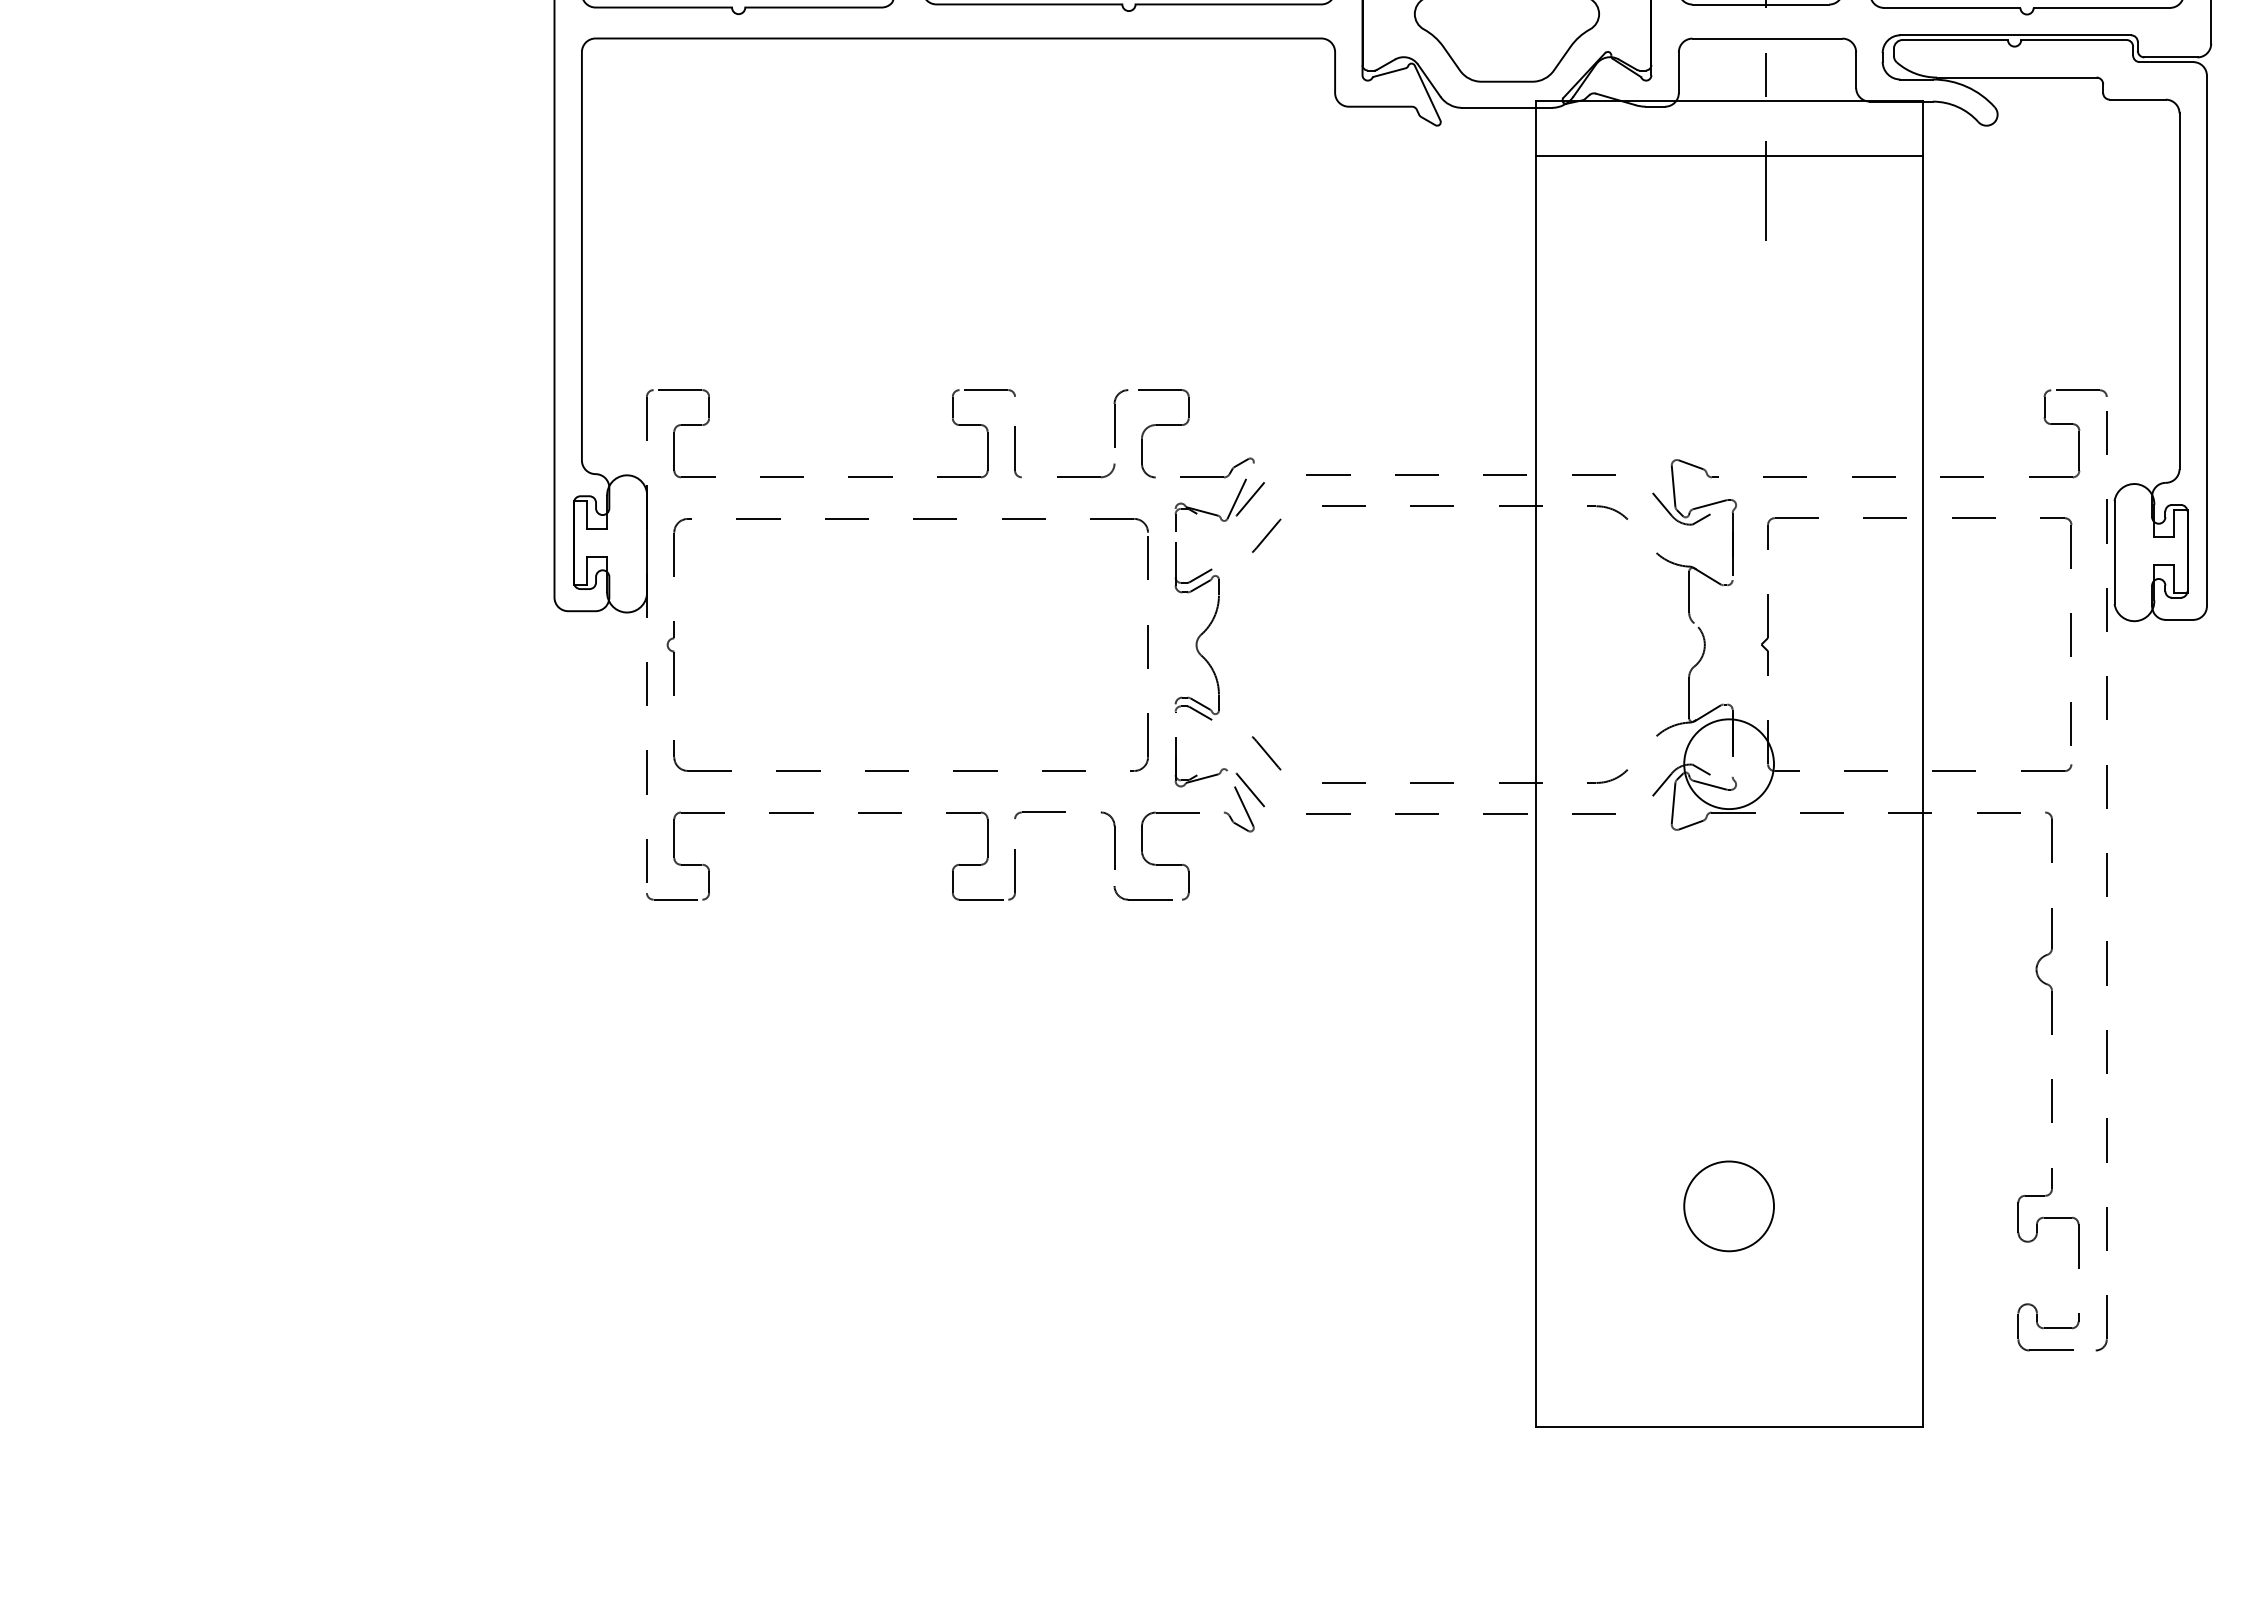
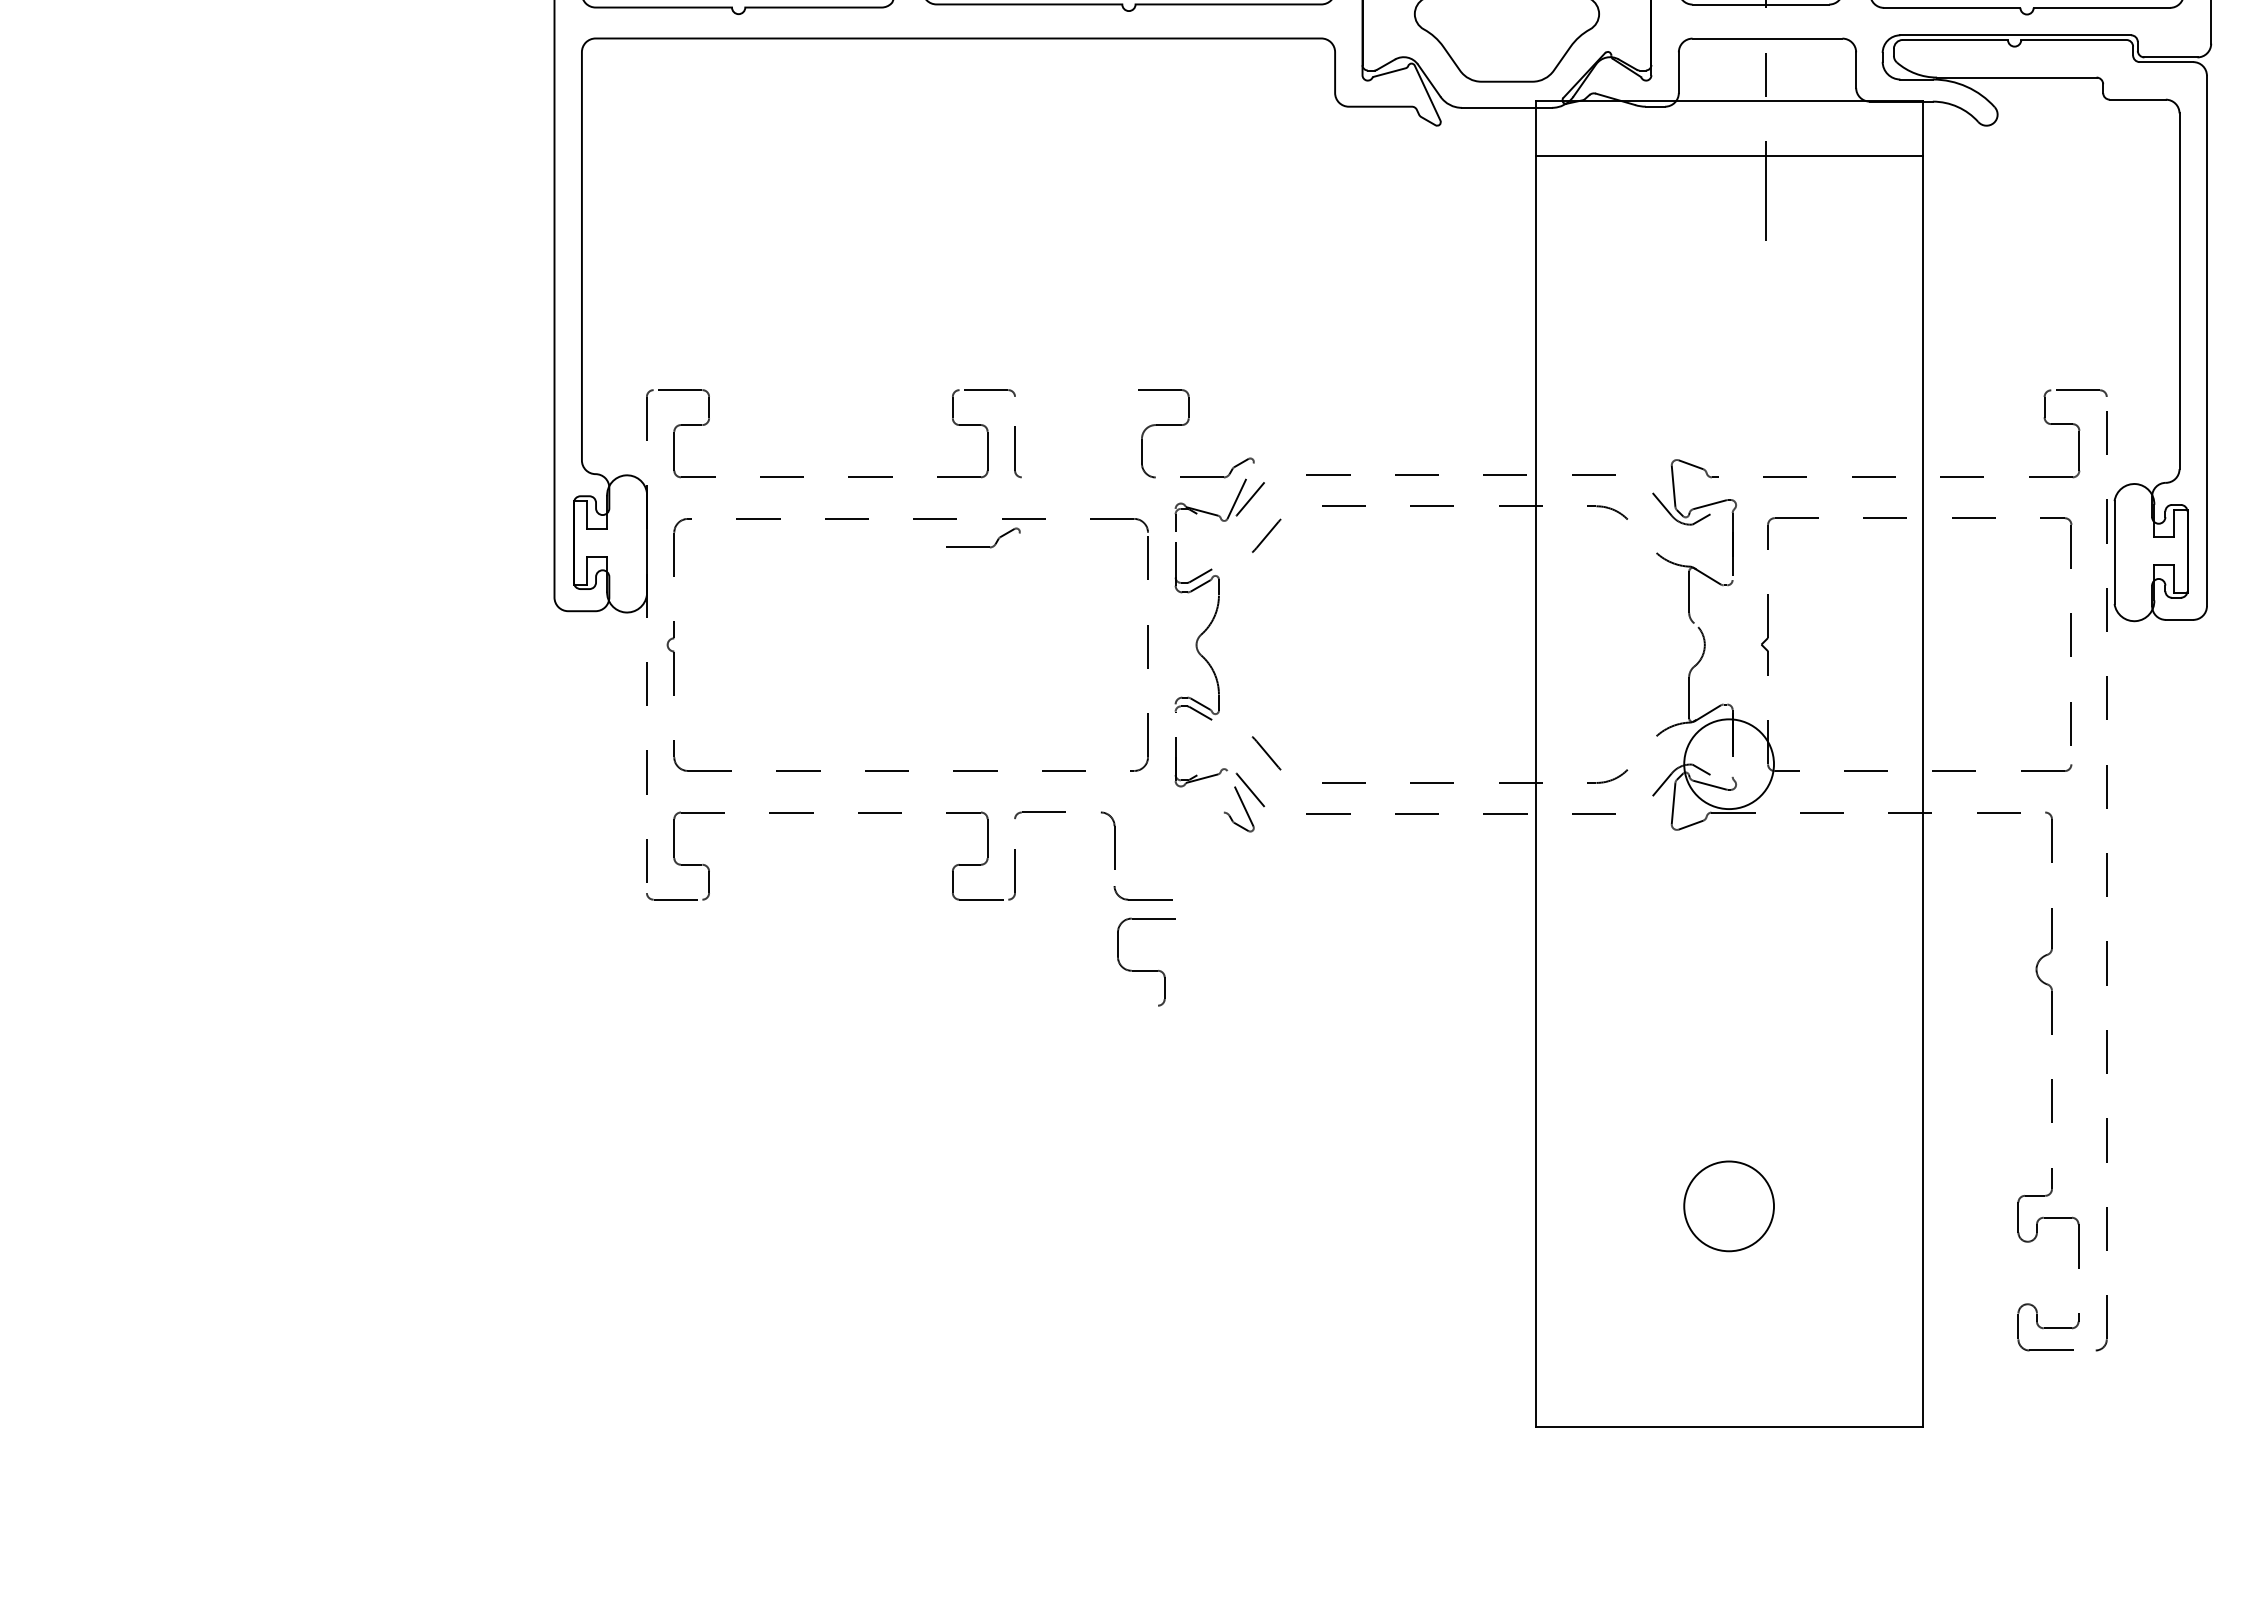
part: present -> none (1120, 418)
part: present -> none (1086, 470)
part: none -> present (983, 546)
part position: (1170, 864) -> (1146, 970) (1146, 970)
